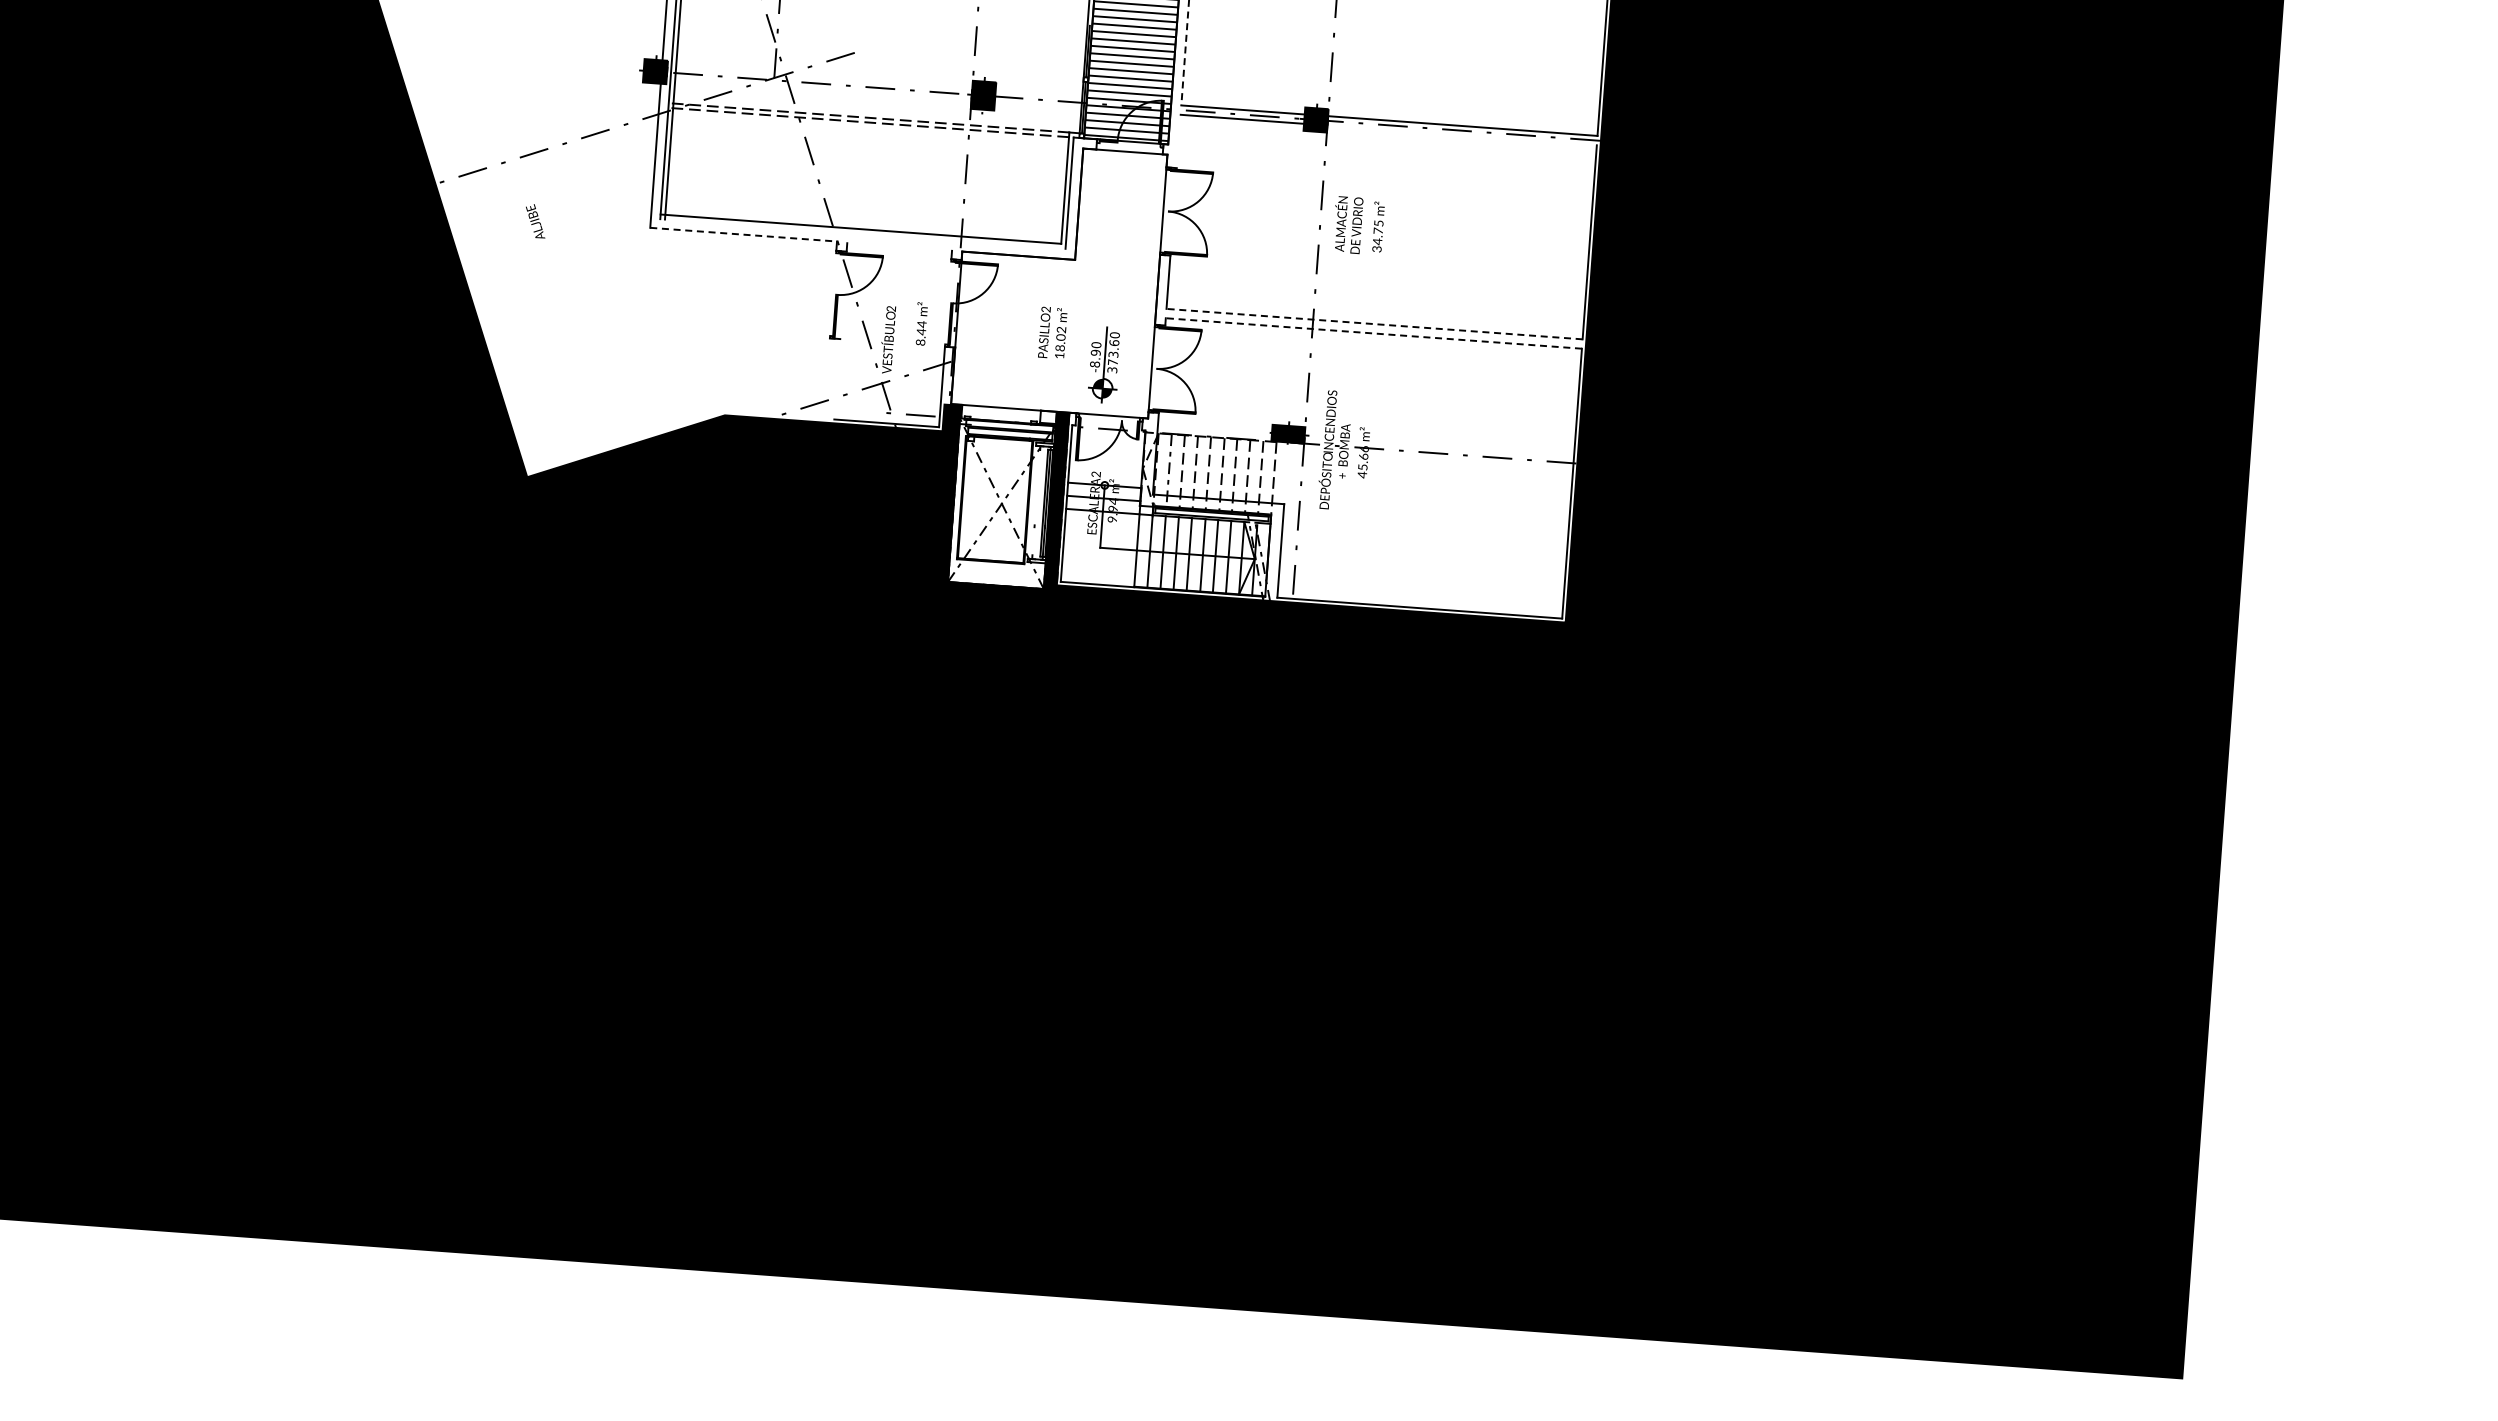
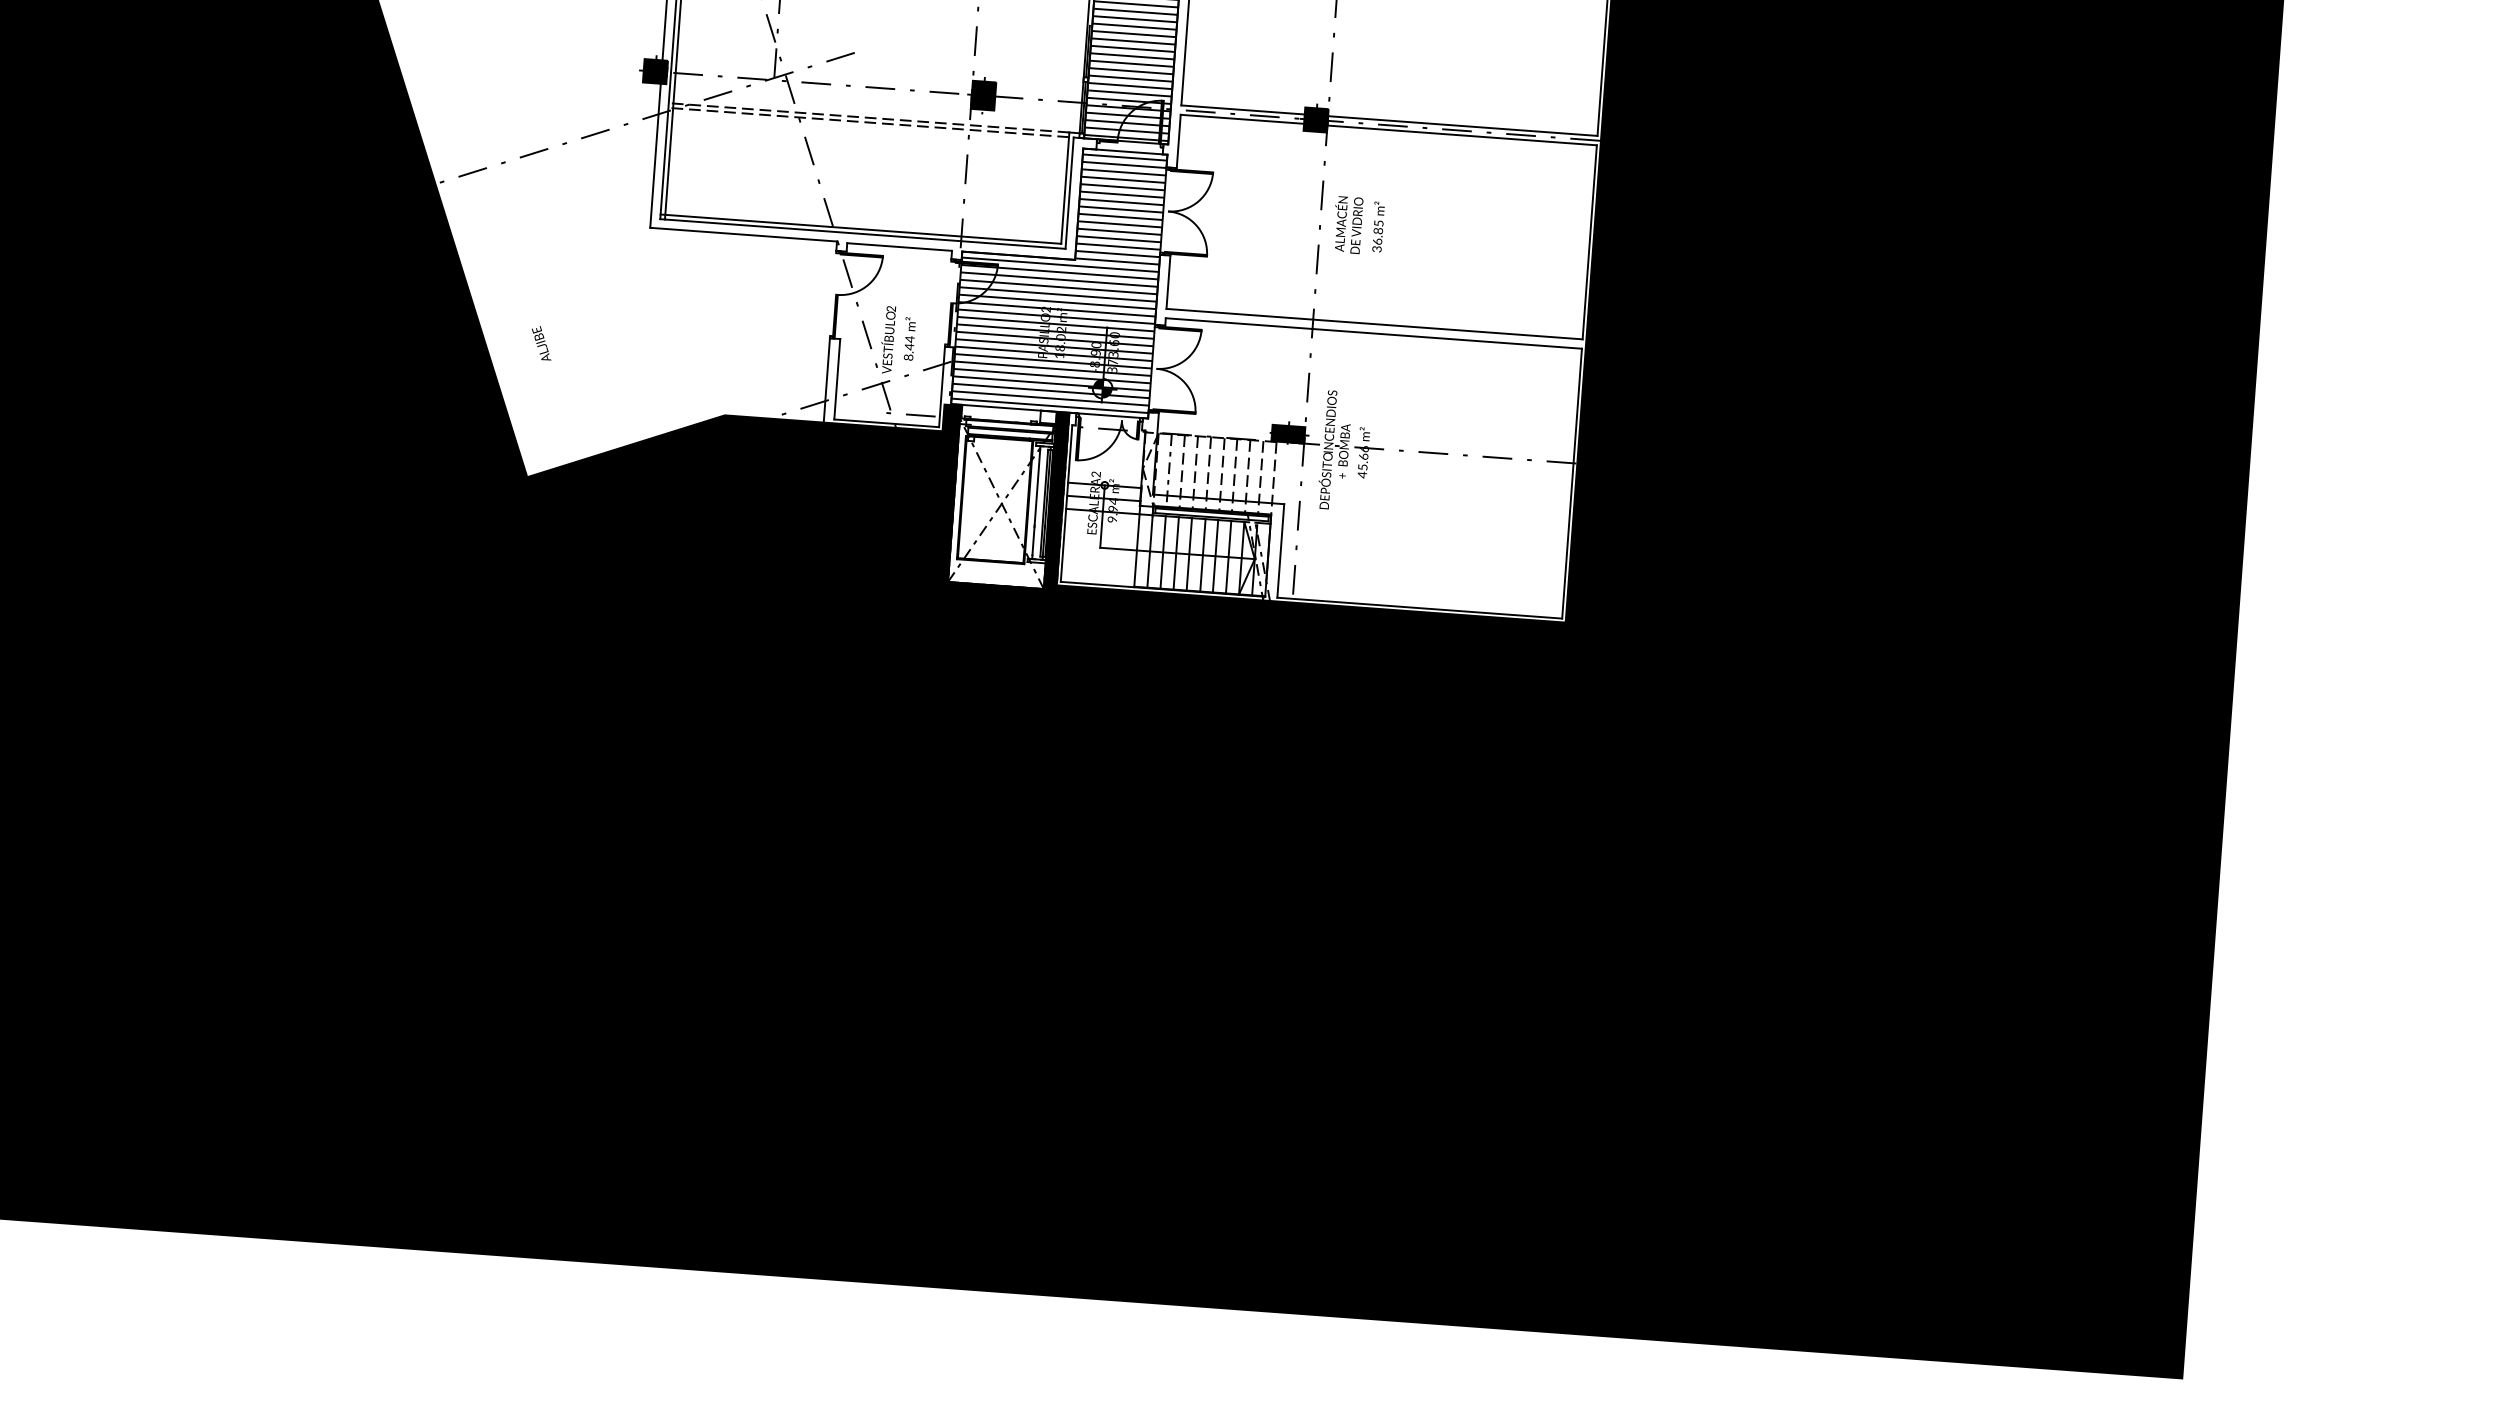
line: dashed -> solid (1185, 53)
line: none -> present (1461, 135)
line: none -> present (1178, 141)
text position: (535, 221) -> (541, 343) (541, 343)
line: none -> present (862, 233)
line: dashed -> solid (743, 234)
text: 34.75 -> 36.85 (1378, 236)
line: none -> present (899, 246)
hatch: none -> present (1059, 283)
text position: (921, 323) -> (909, 338) (909, 338)
line: dashed -> solid (1374, 324)
line: dashed -> solid (1373, 333)
line: none -> present (837, 379)
line: none -> present (826, 380)
line: none -> present (1036, 502)
